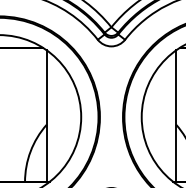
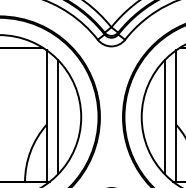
line: none -> present (58, 117)
line: none -> present (164, 117)
